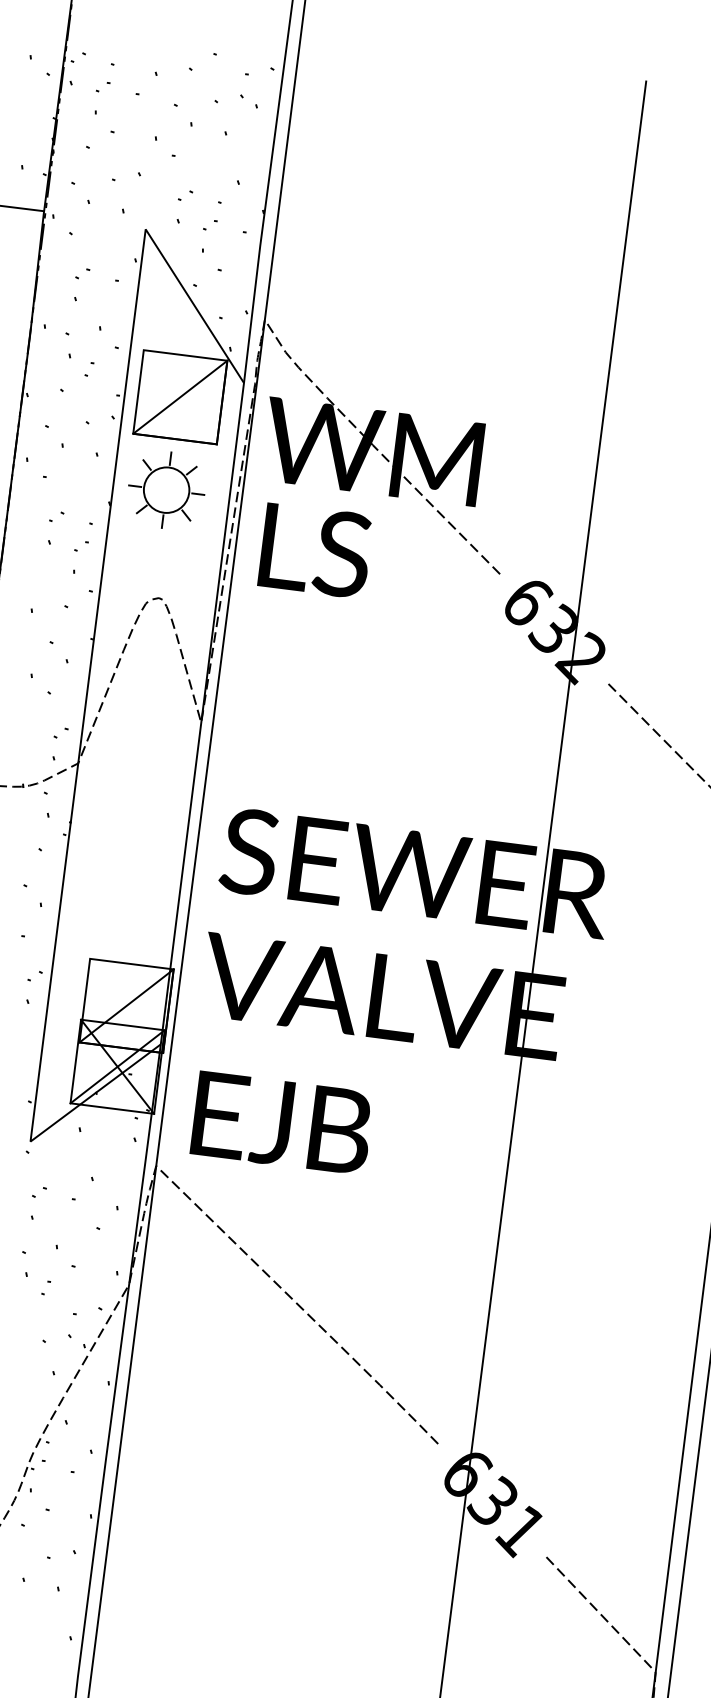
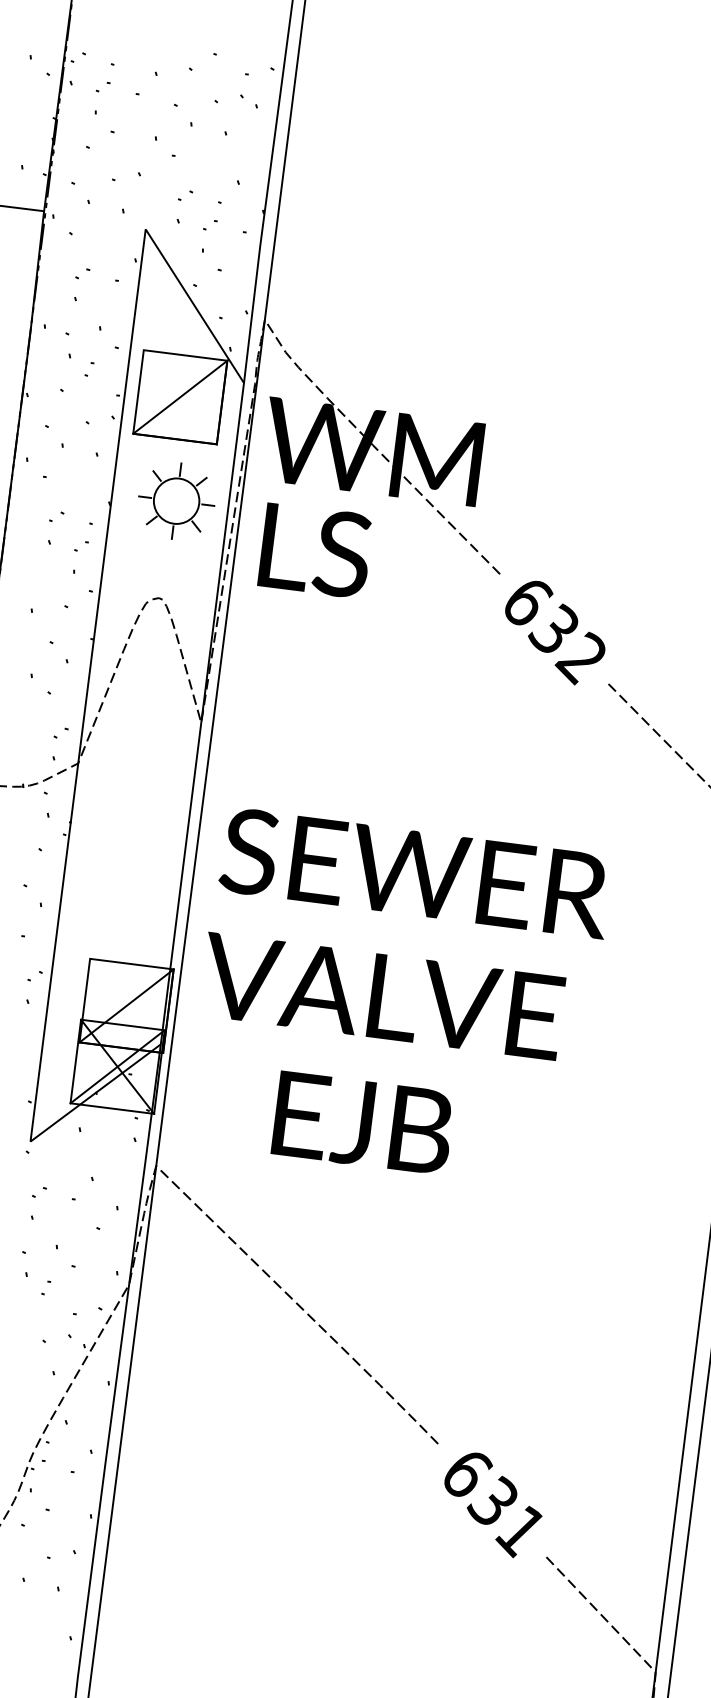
part position: (166, 489) -> (176, 500) (176, 500)
line: present -> none (543, 887)
text position: (279, 1121) -> (360, 1121) (360, 1121)
